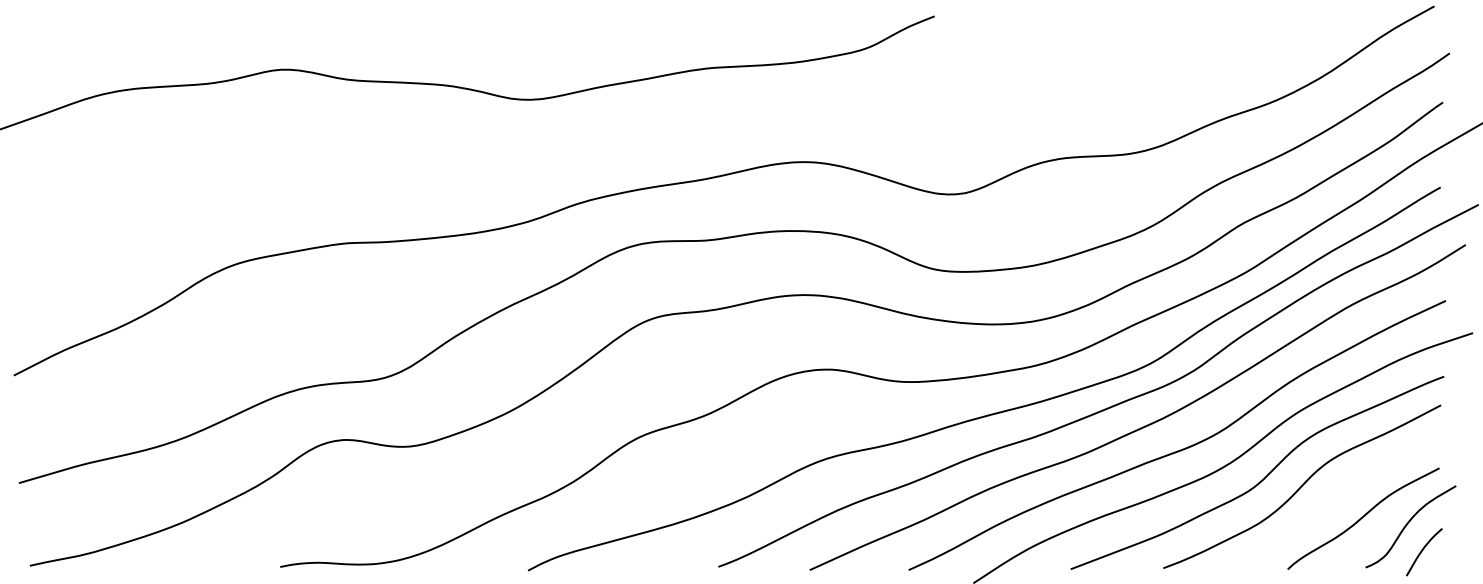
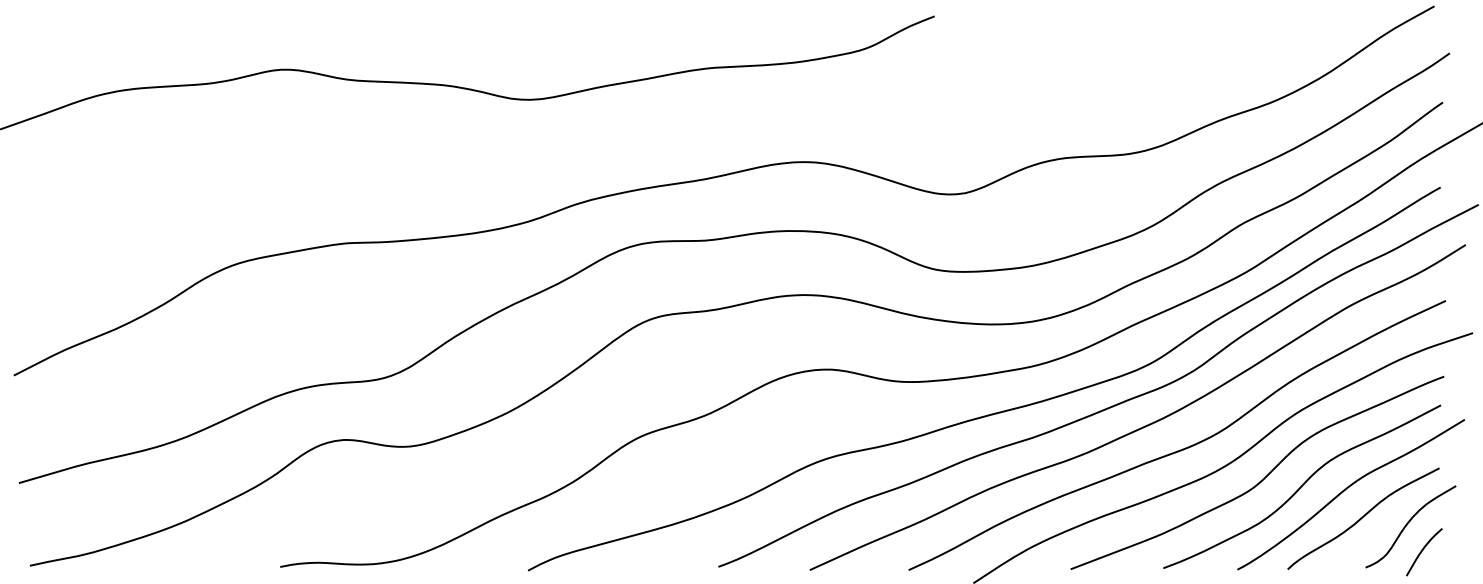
curve: none -> present (1347, 489)
